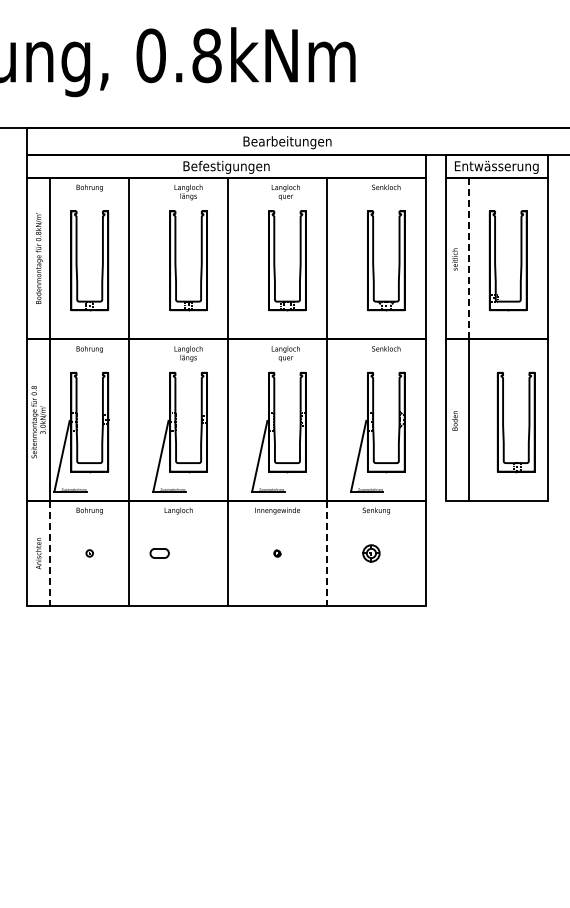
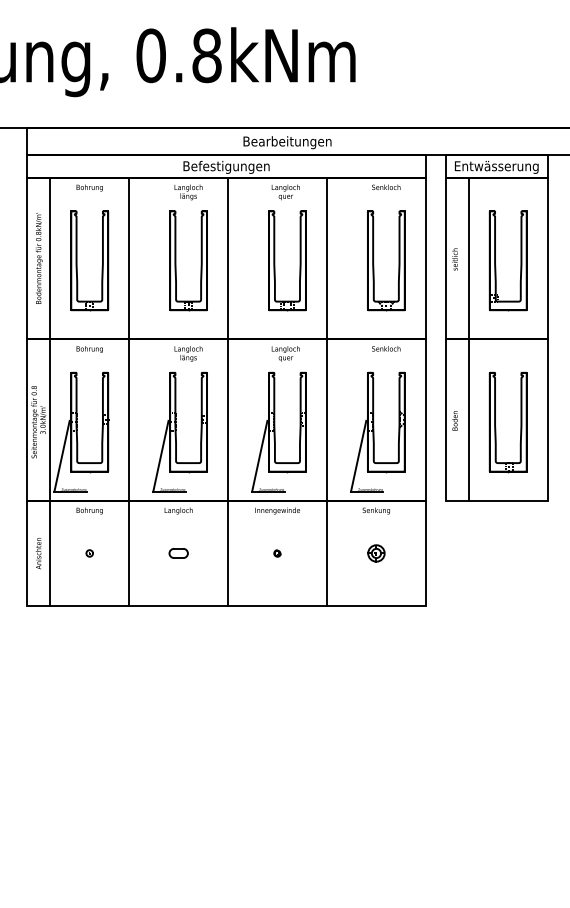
line: dashed -> solid (468, 258)
part position: (503, 422) -> (495, 422) (495, 422)
line: dashed -> solid (50, 553)
part position: (159, 553) -> (178, 553) (178, 553)
line: dashed -> solid (327, 553)
part position: (371, 553) -> (376, 553) (376, 553)
